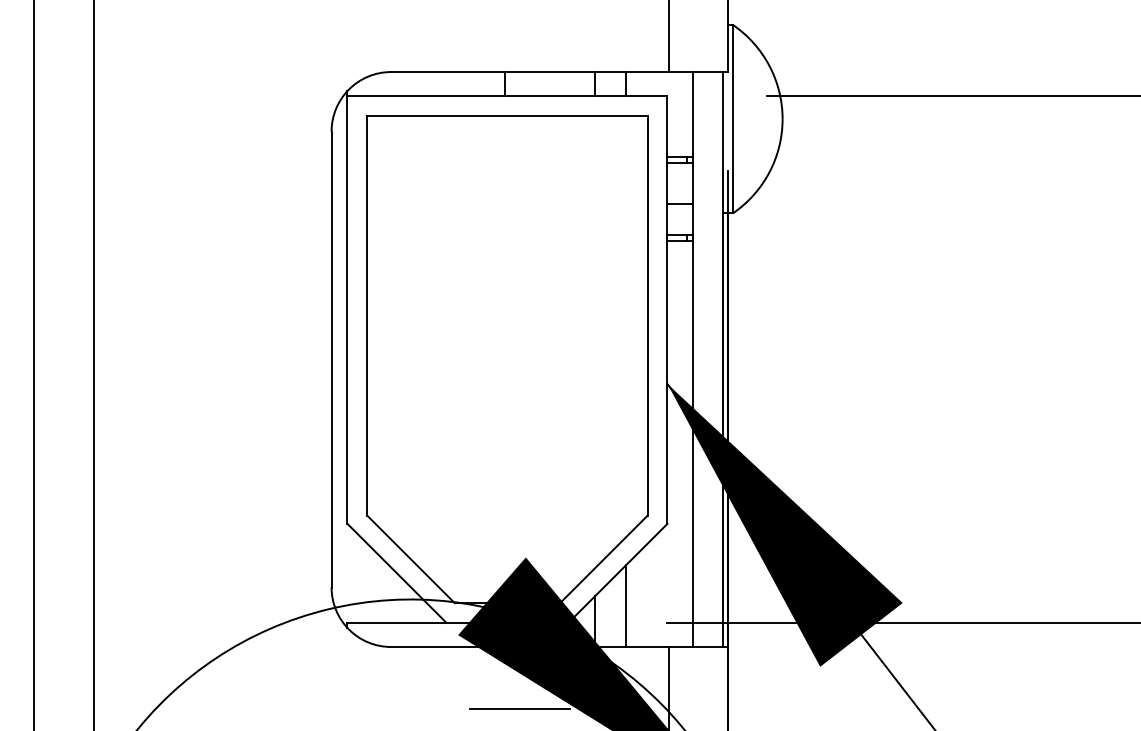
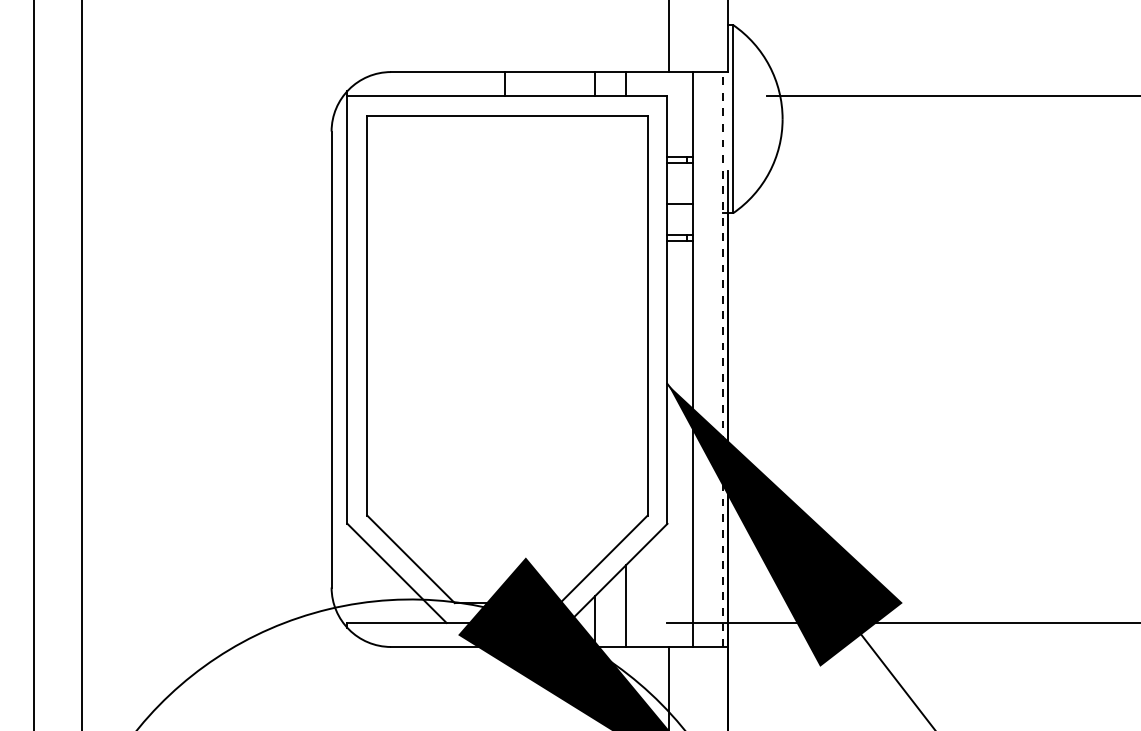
line: solid -> dashed (723, 359)
line position: (93, 364) -> (81, 364) (81, 364)
line: present -> none (519, 708)
